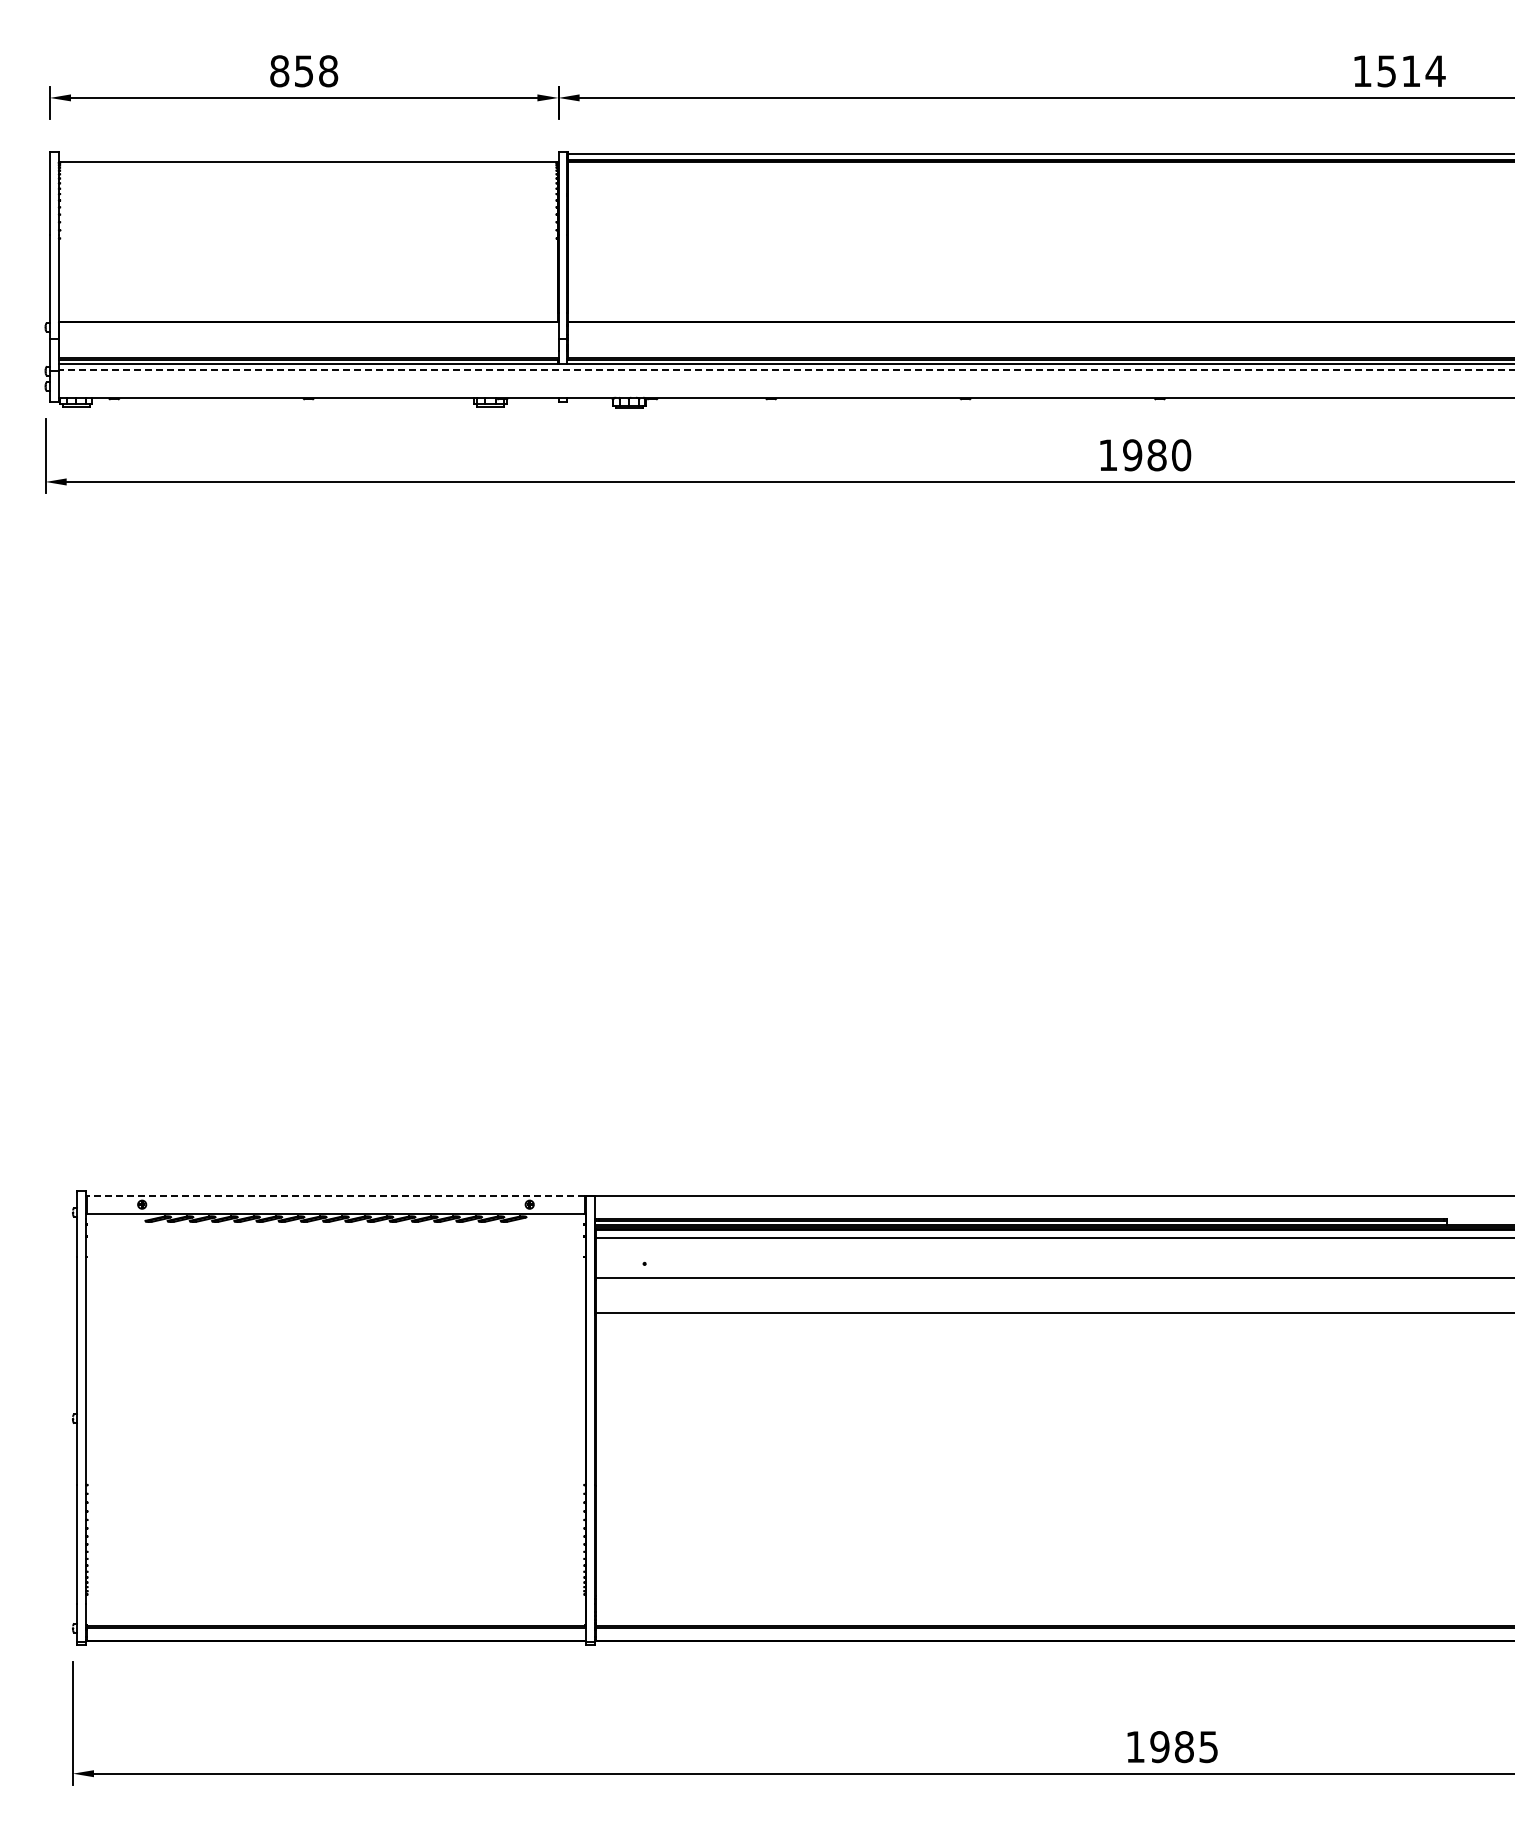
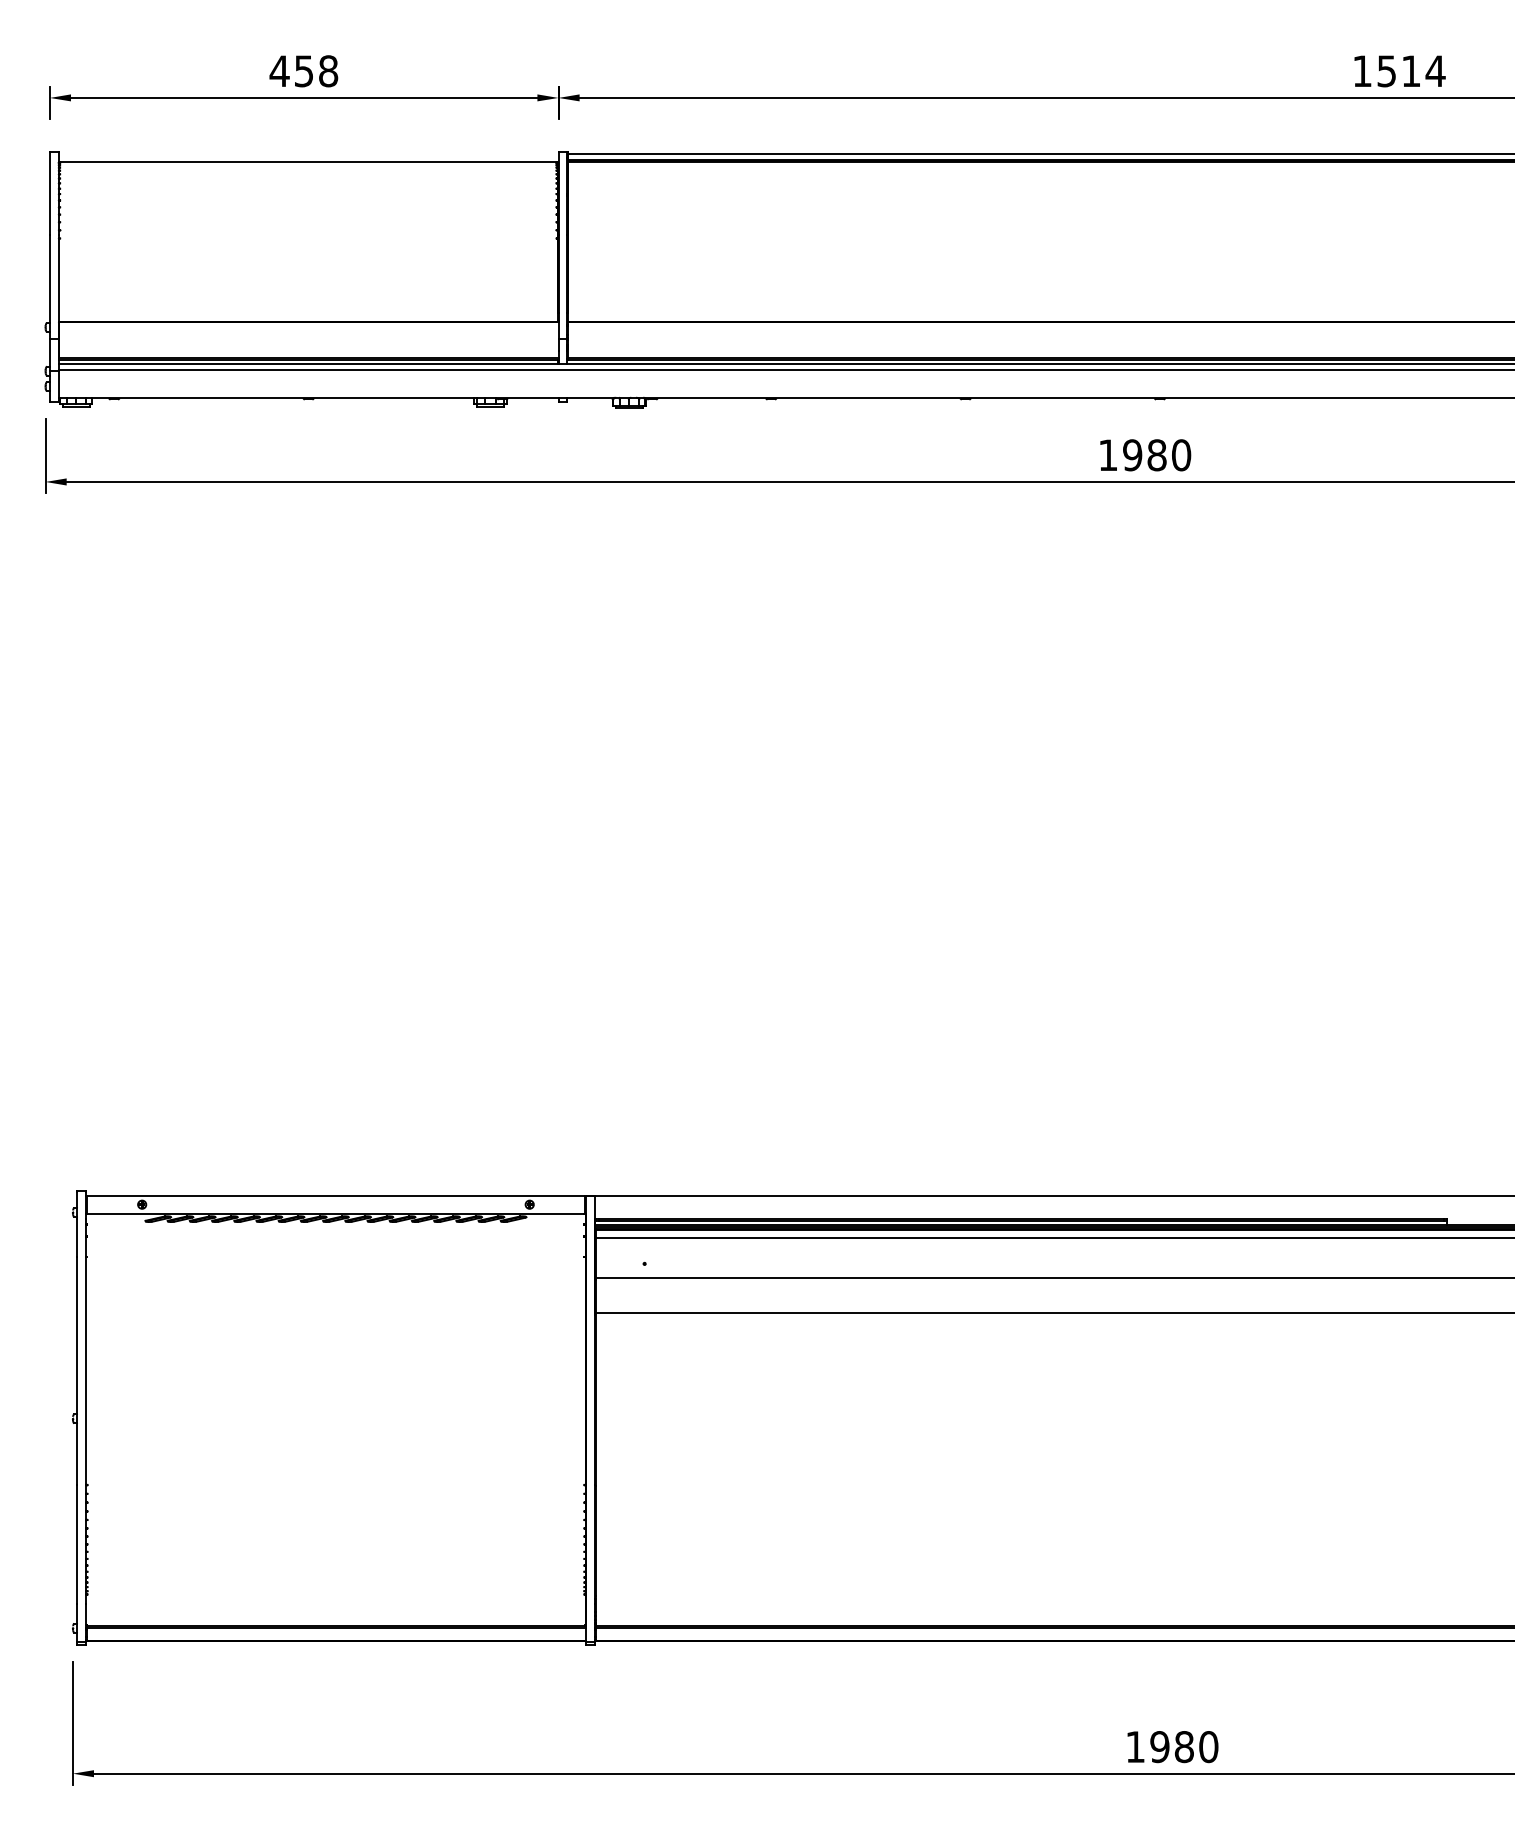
text: 858 -> 458 (279, 71)
line: dashed -> solid (786, 370)
line: dashed -> solid (335, 1195)
text: 1985 -> 1980 (1208, 1747)
